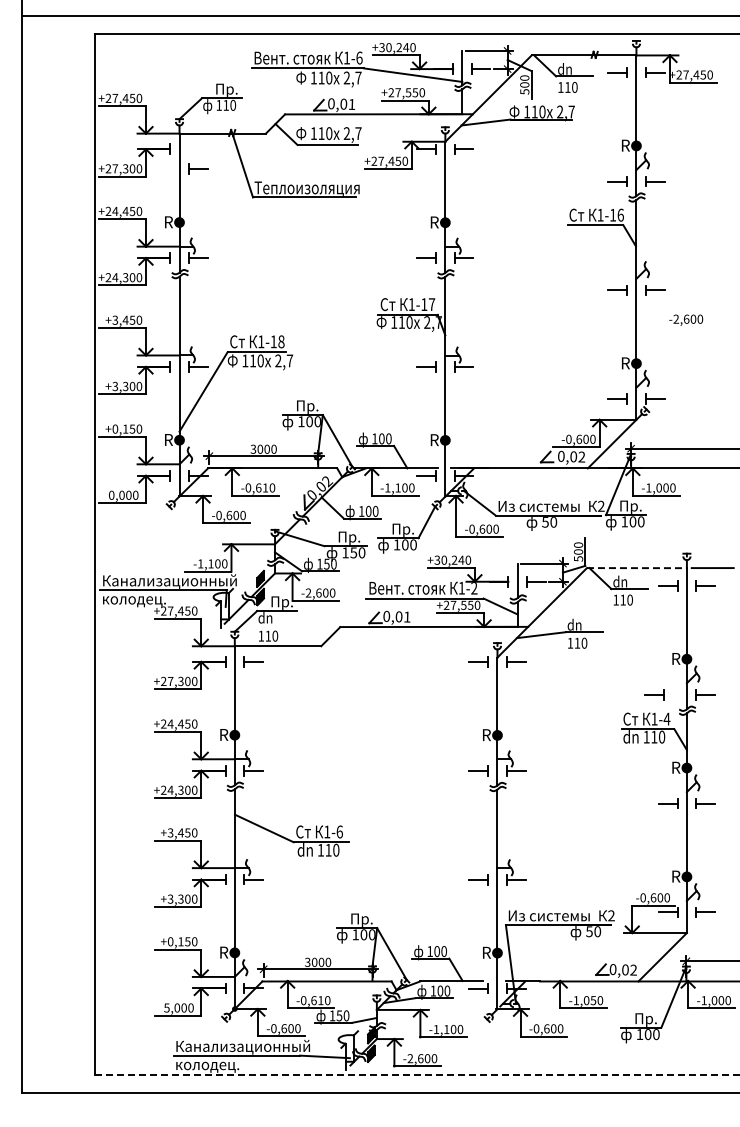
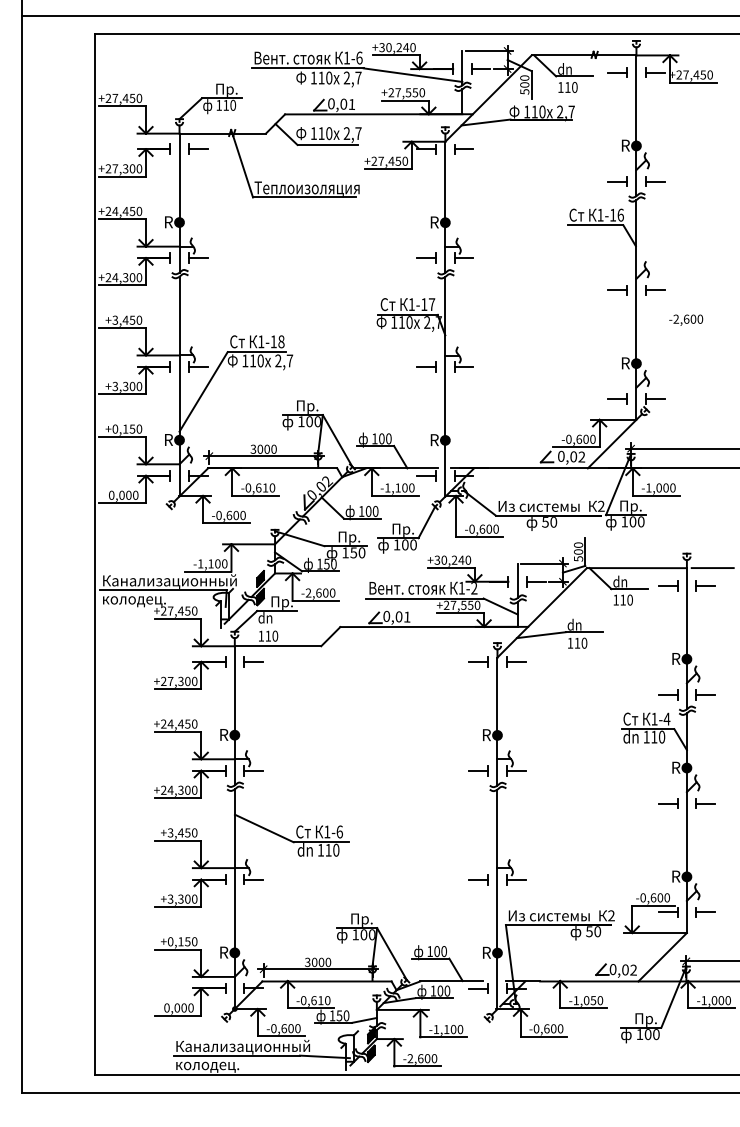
part position: (198, 168) -> (198, 148) (198, 148)
line: dashed -> solid (636, 568)
part position: (654, 694) -> (668, 694) (668, 694)
text: 5,000 -> 0,000 (166, 1007)
line: dashed -> solid (417, 1075)
